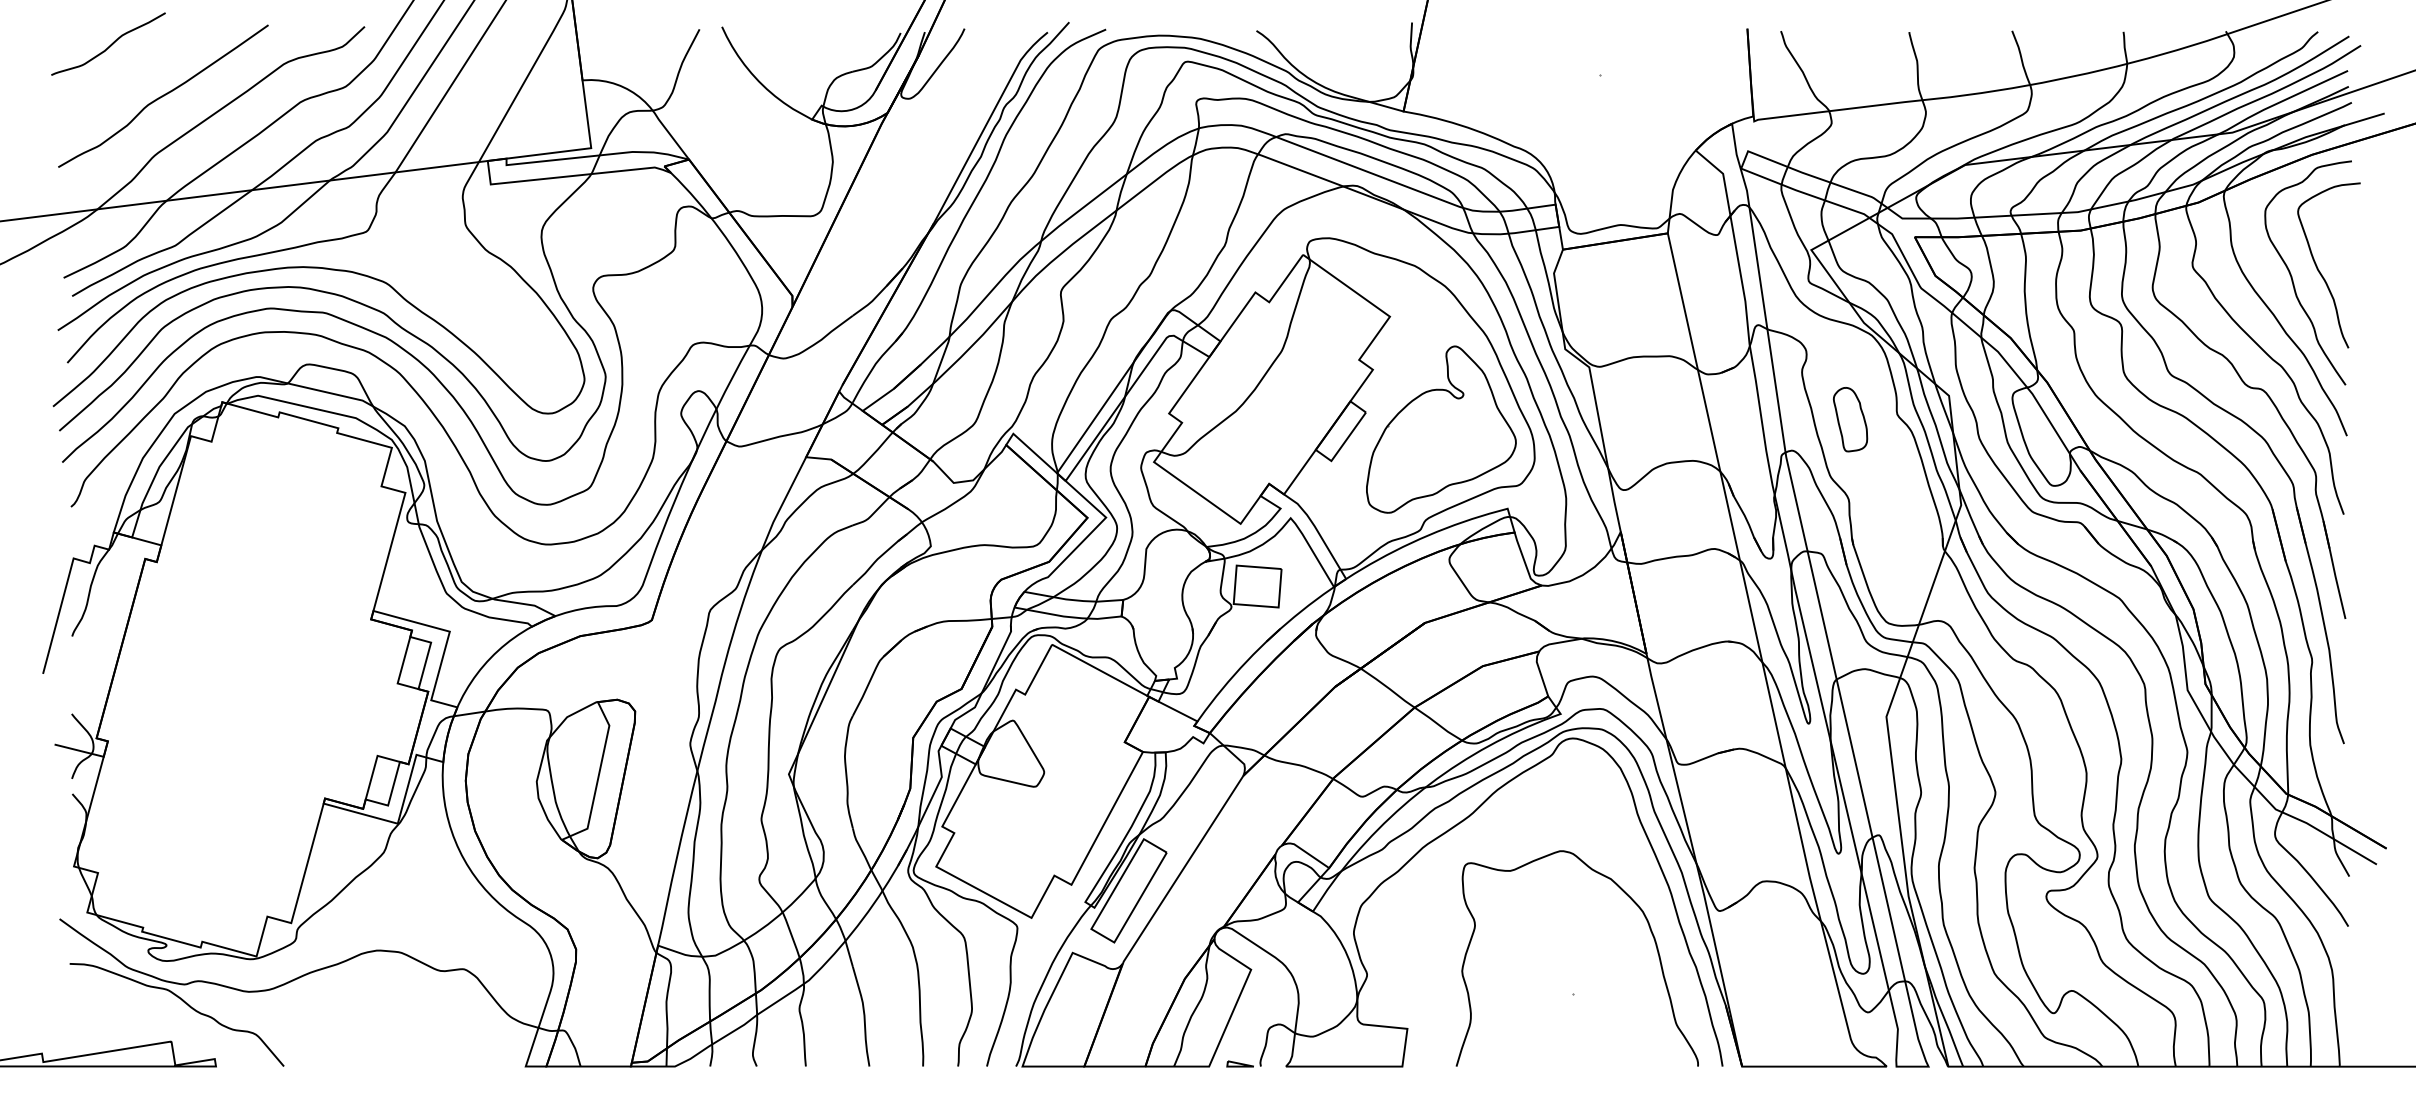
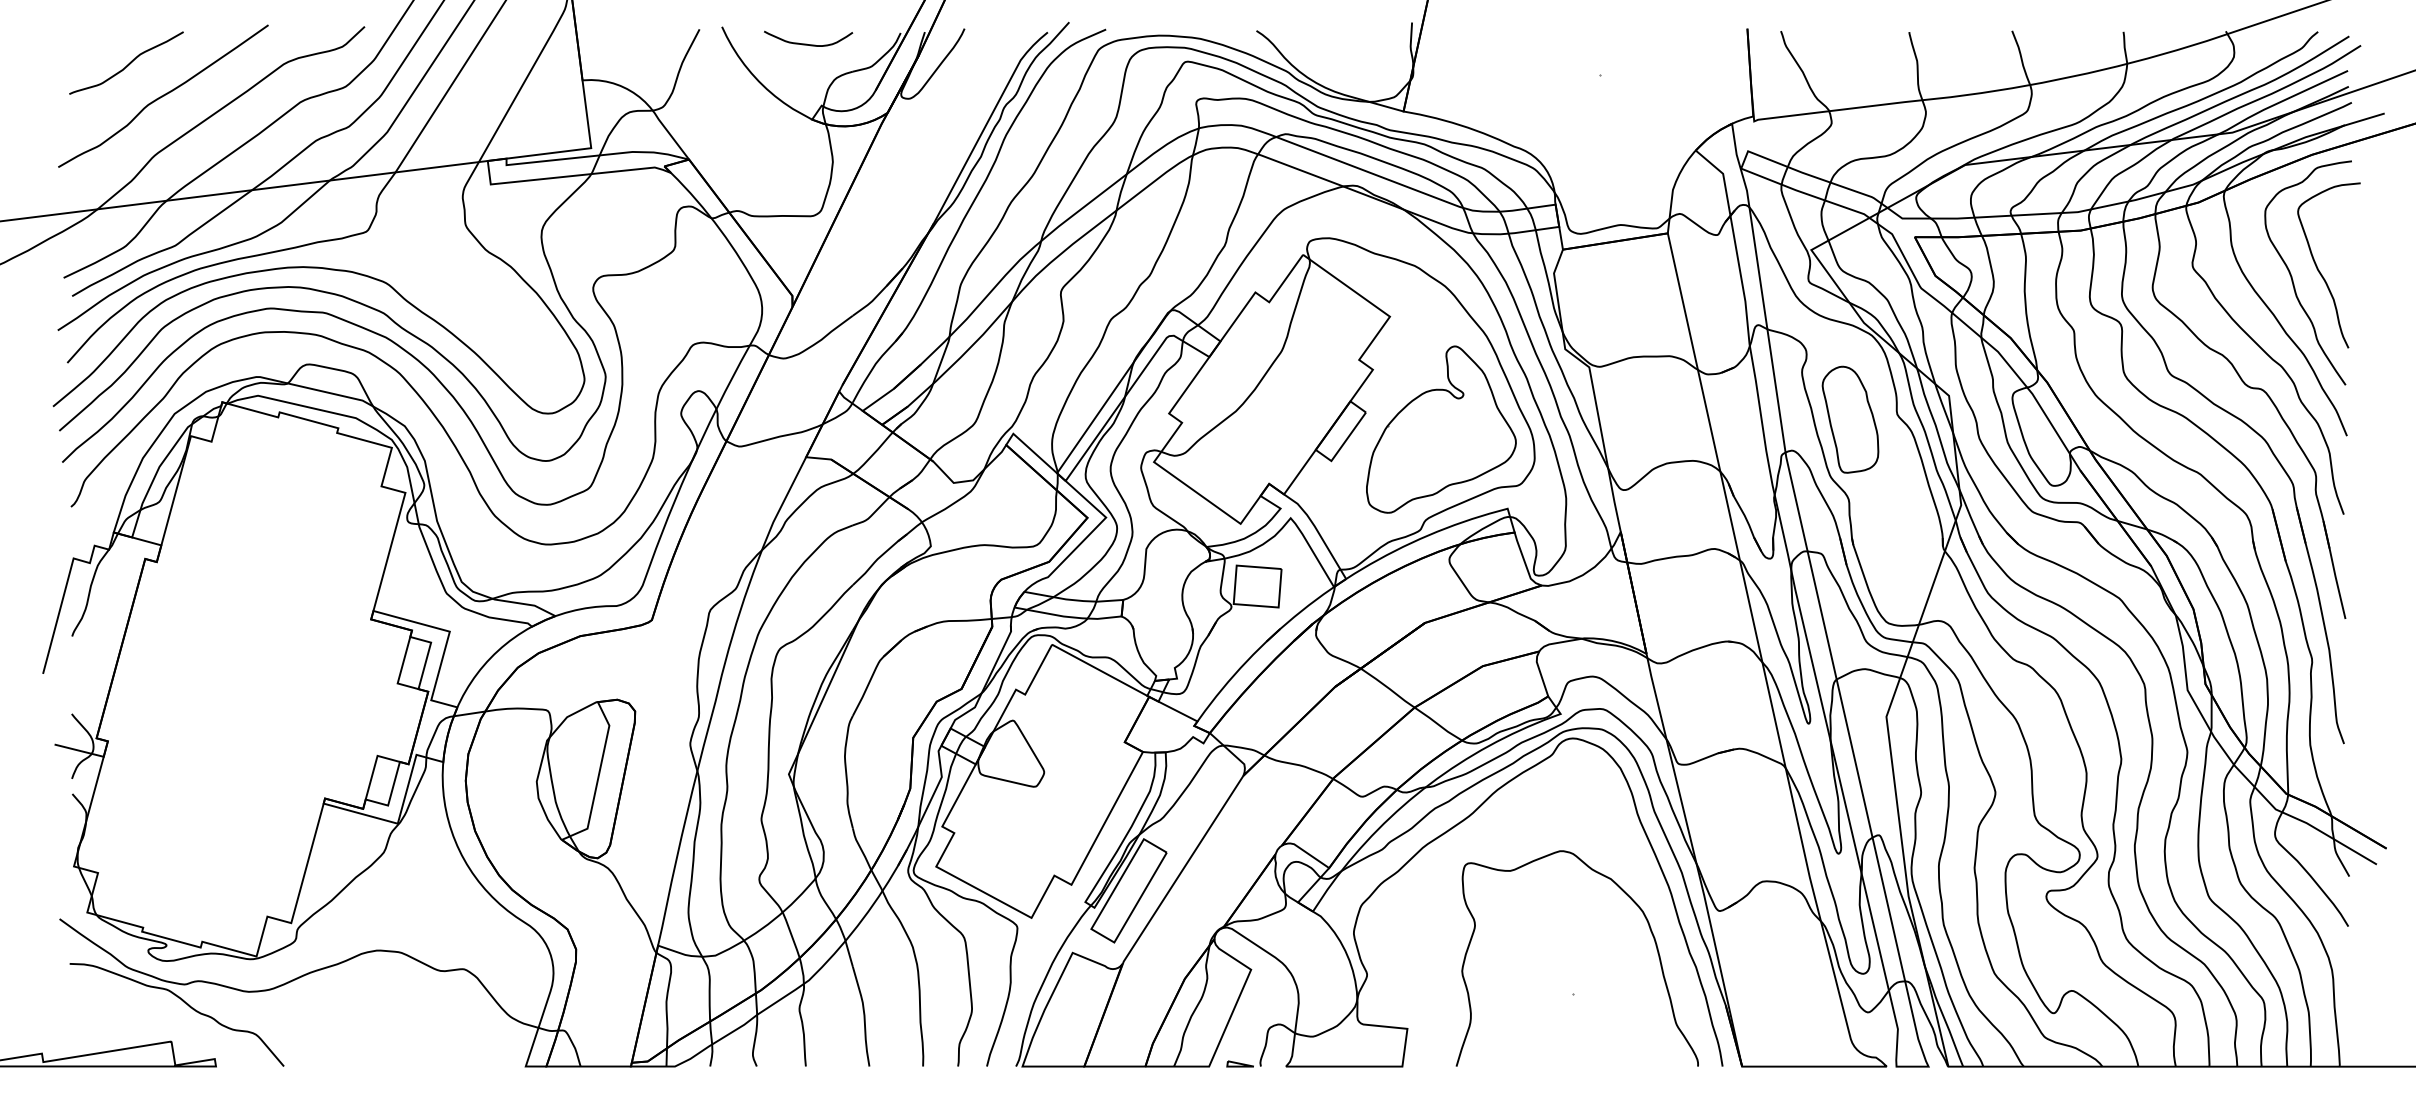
curve: none -> present (807, 43)
curve position: (110, 44) -> (128, 63) (128, 63)
part size: 37x66 px -> 59x109 px (1850, 419)
